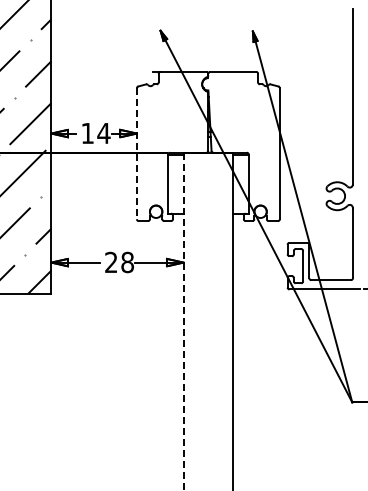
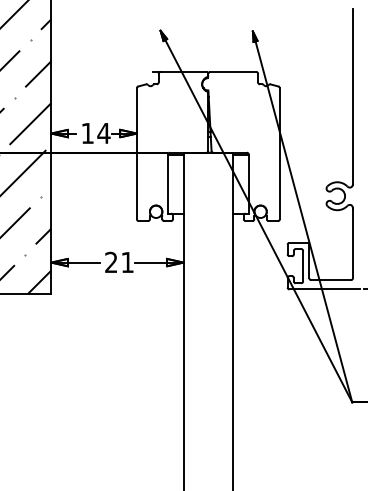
line: dashed -> solid (136, 154)
text: 28 -> 21 (127, 262)
line: dashed -> solid (183, 321)
